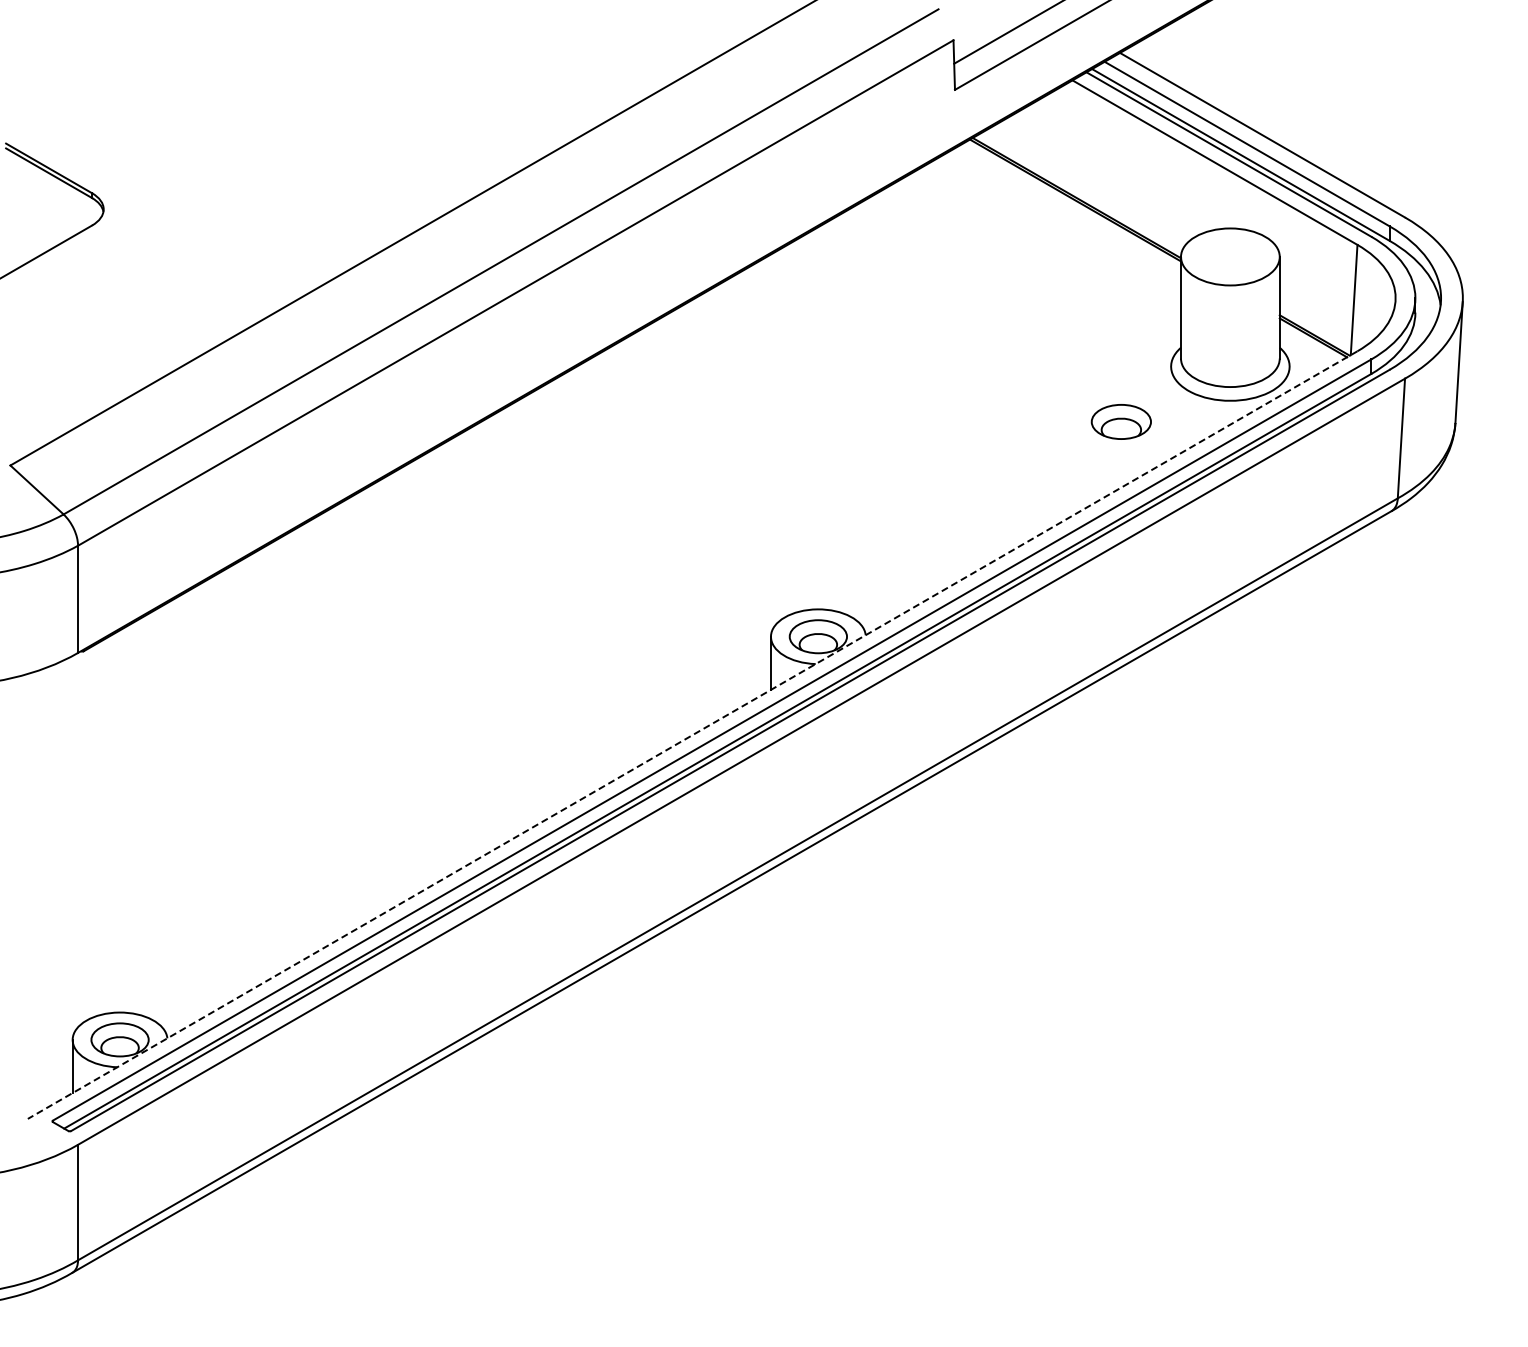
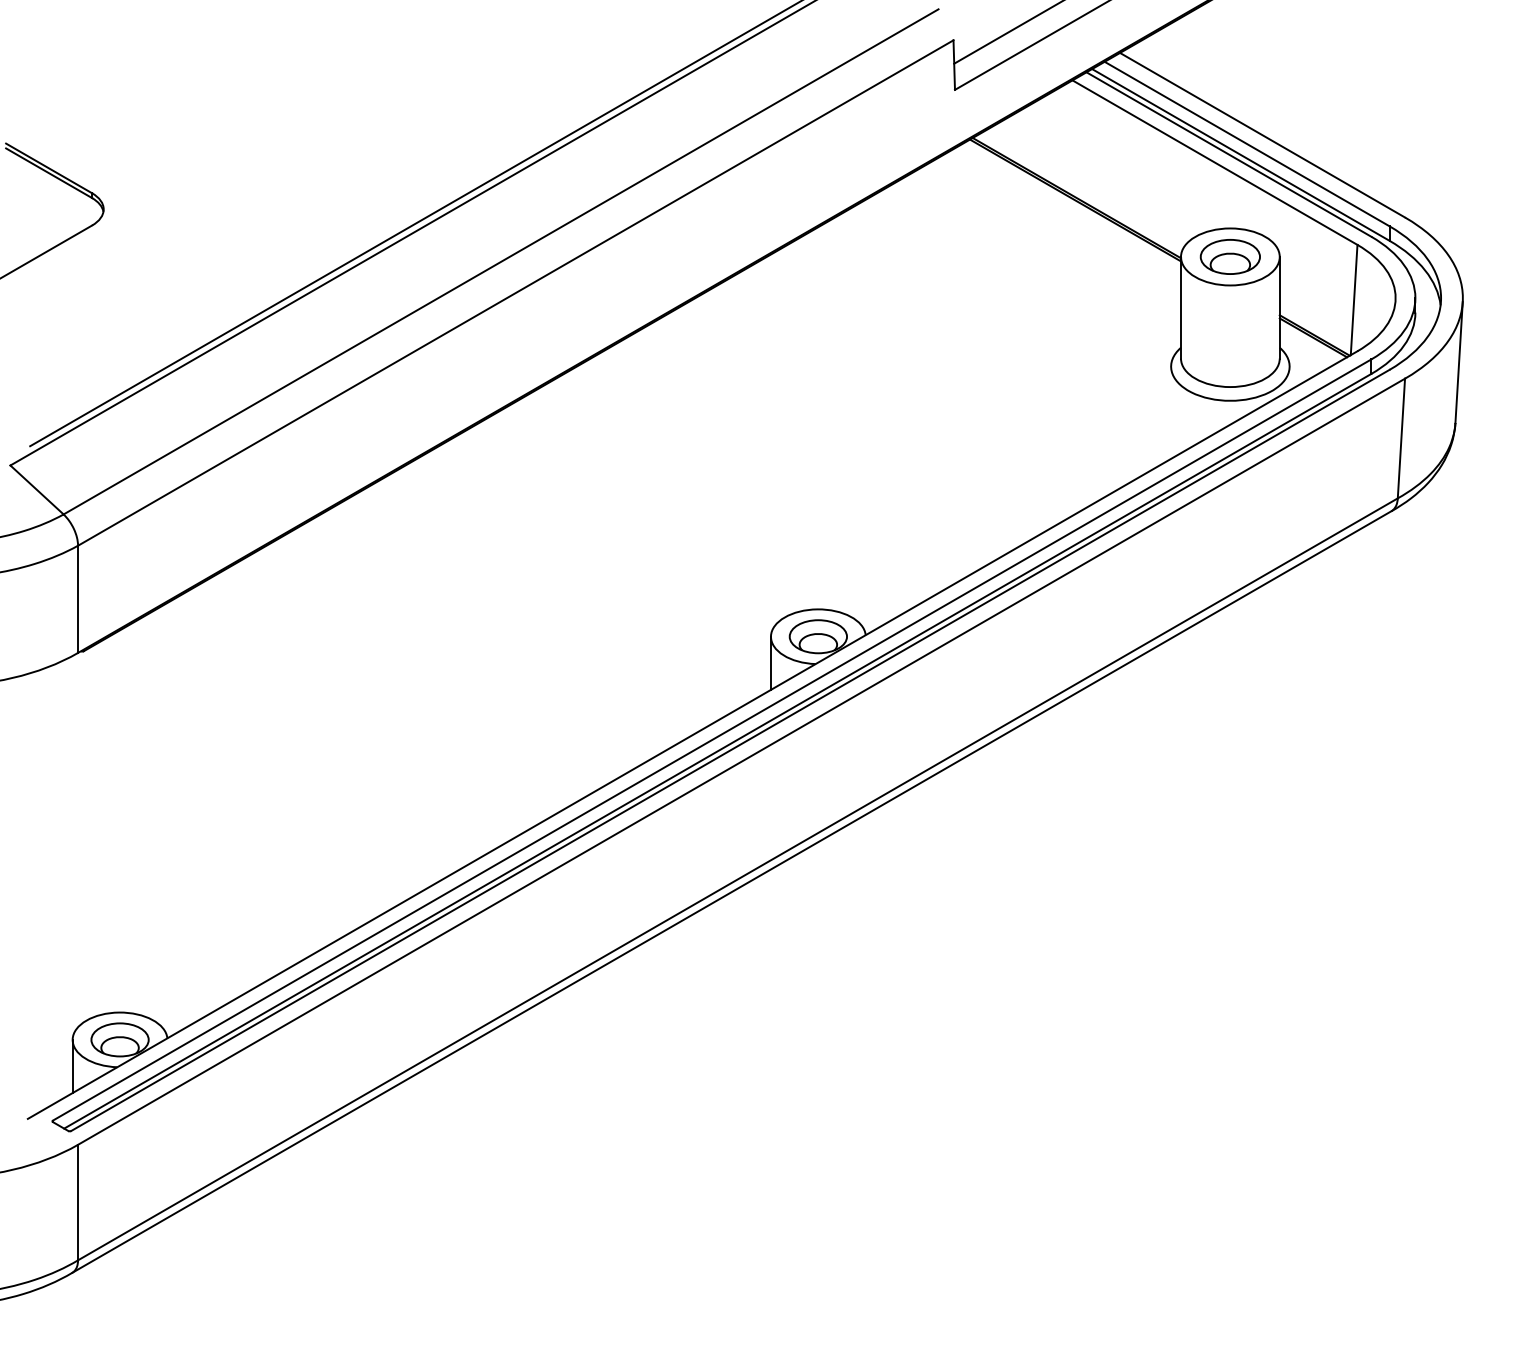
line: none -> present (414, 224)
part position: (1120, 421) -> (1229, 256) (1229, 256)
line: dashed -> solid (692, 735)
